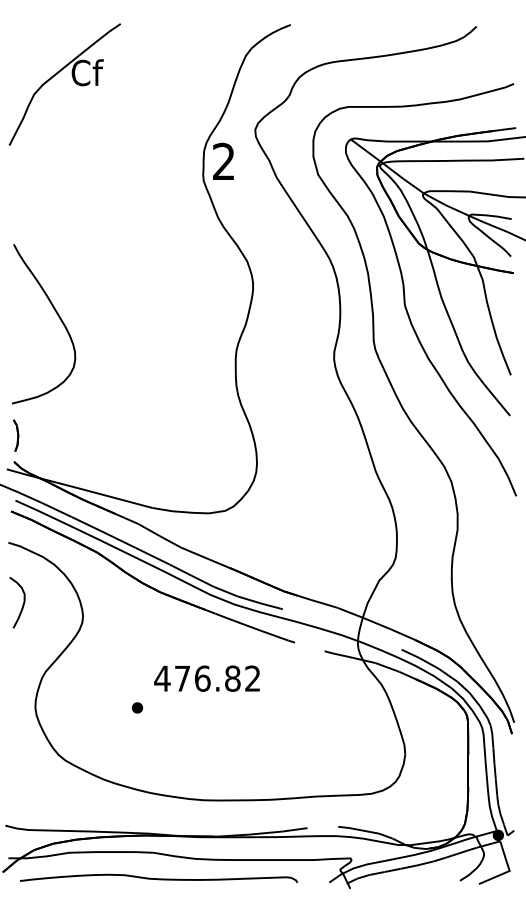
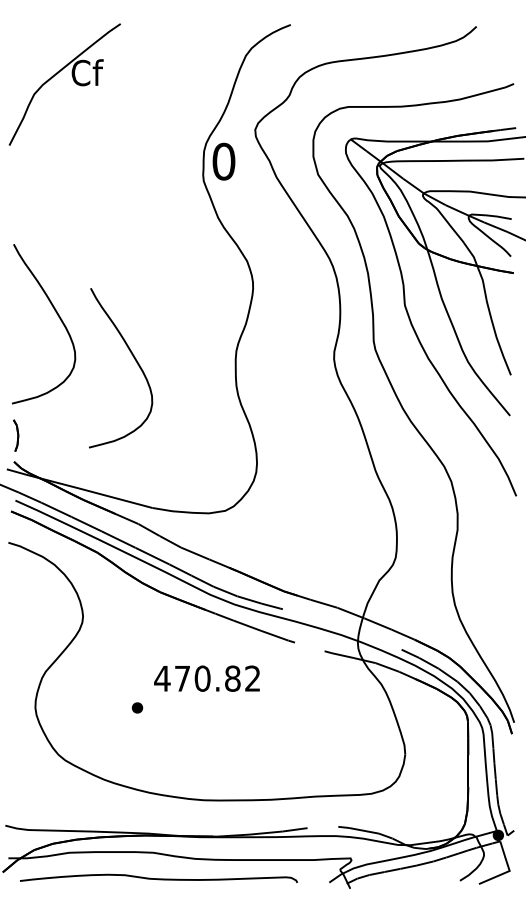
text: 2 -> 0 (223, 161)
curve: none -> present (135, 361)
curve: present -> none (22, 604)
text: 476.82 -> 470.82 (202, 678)
